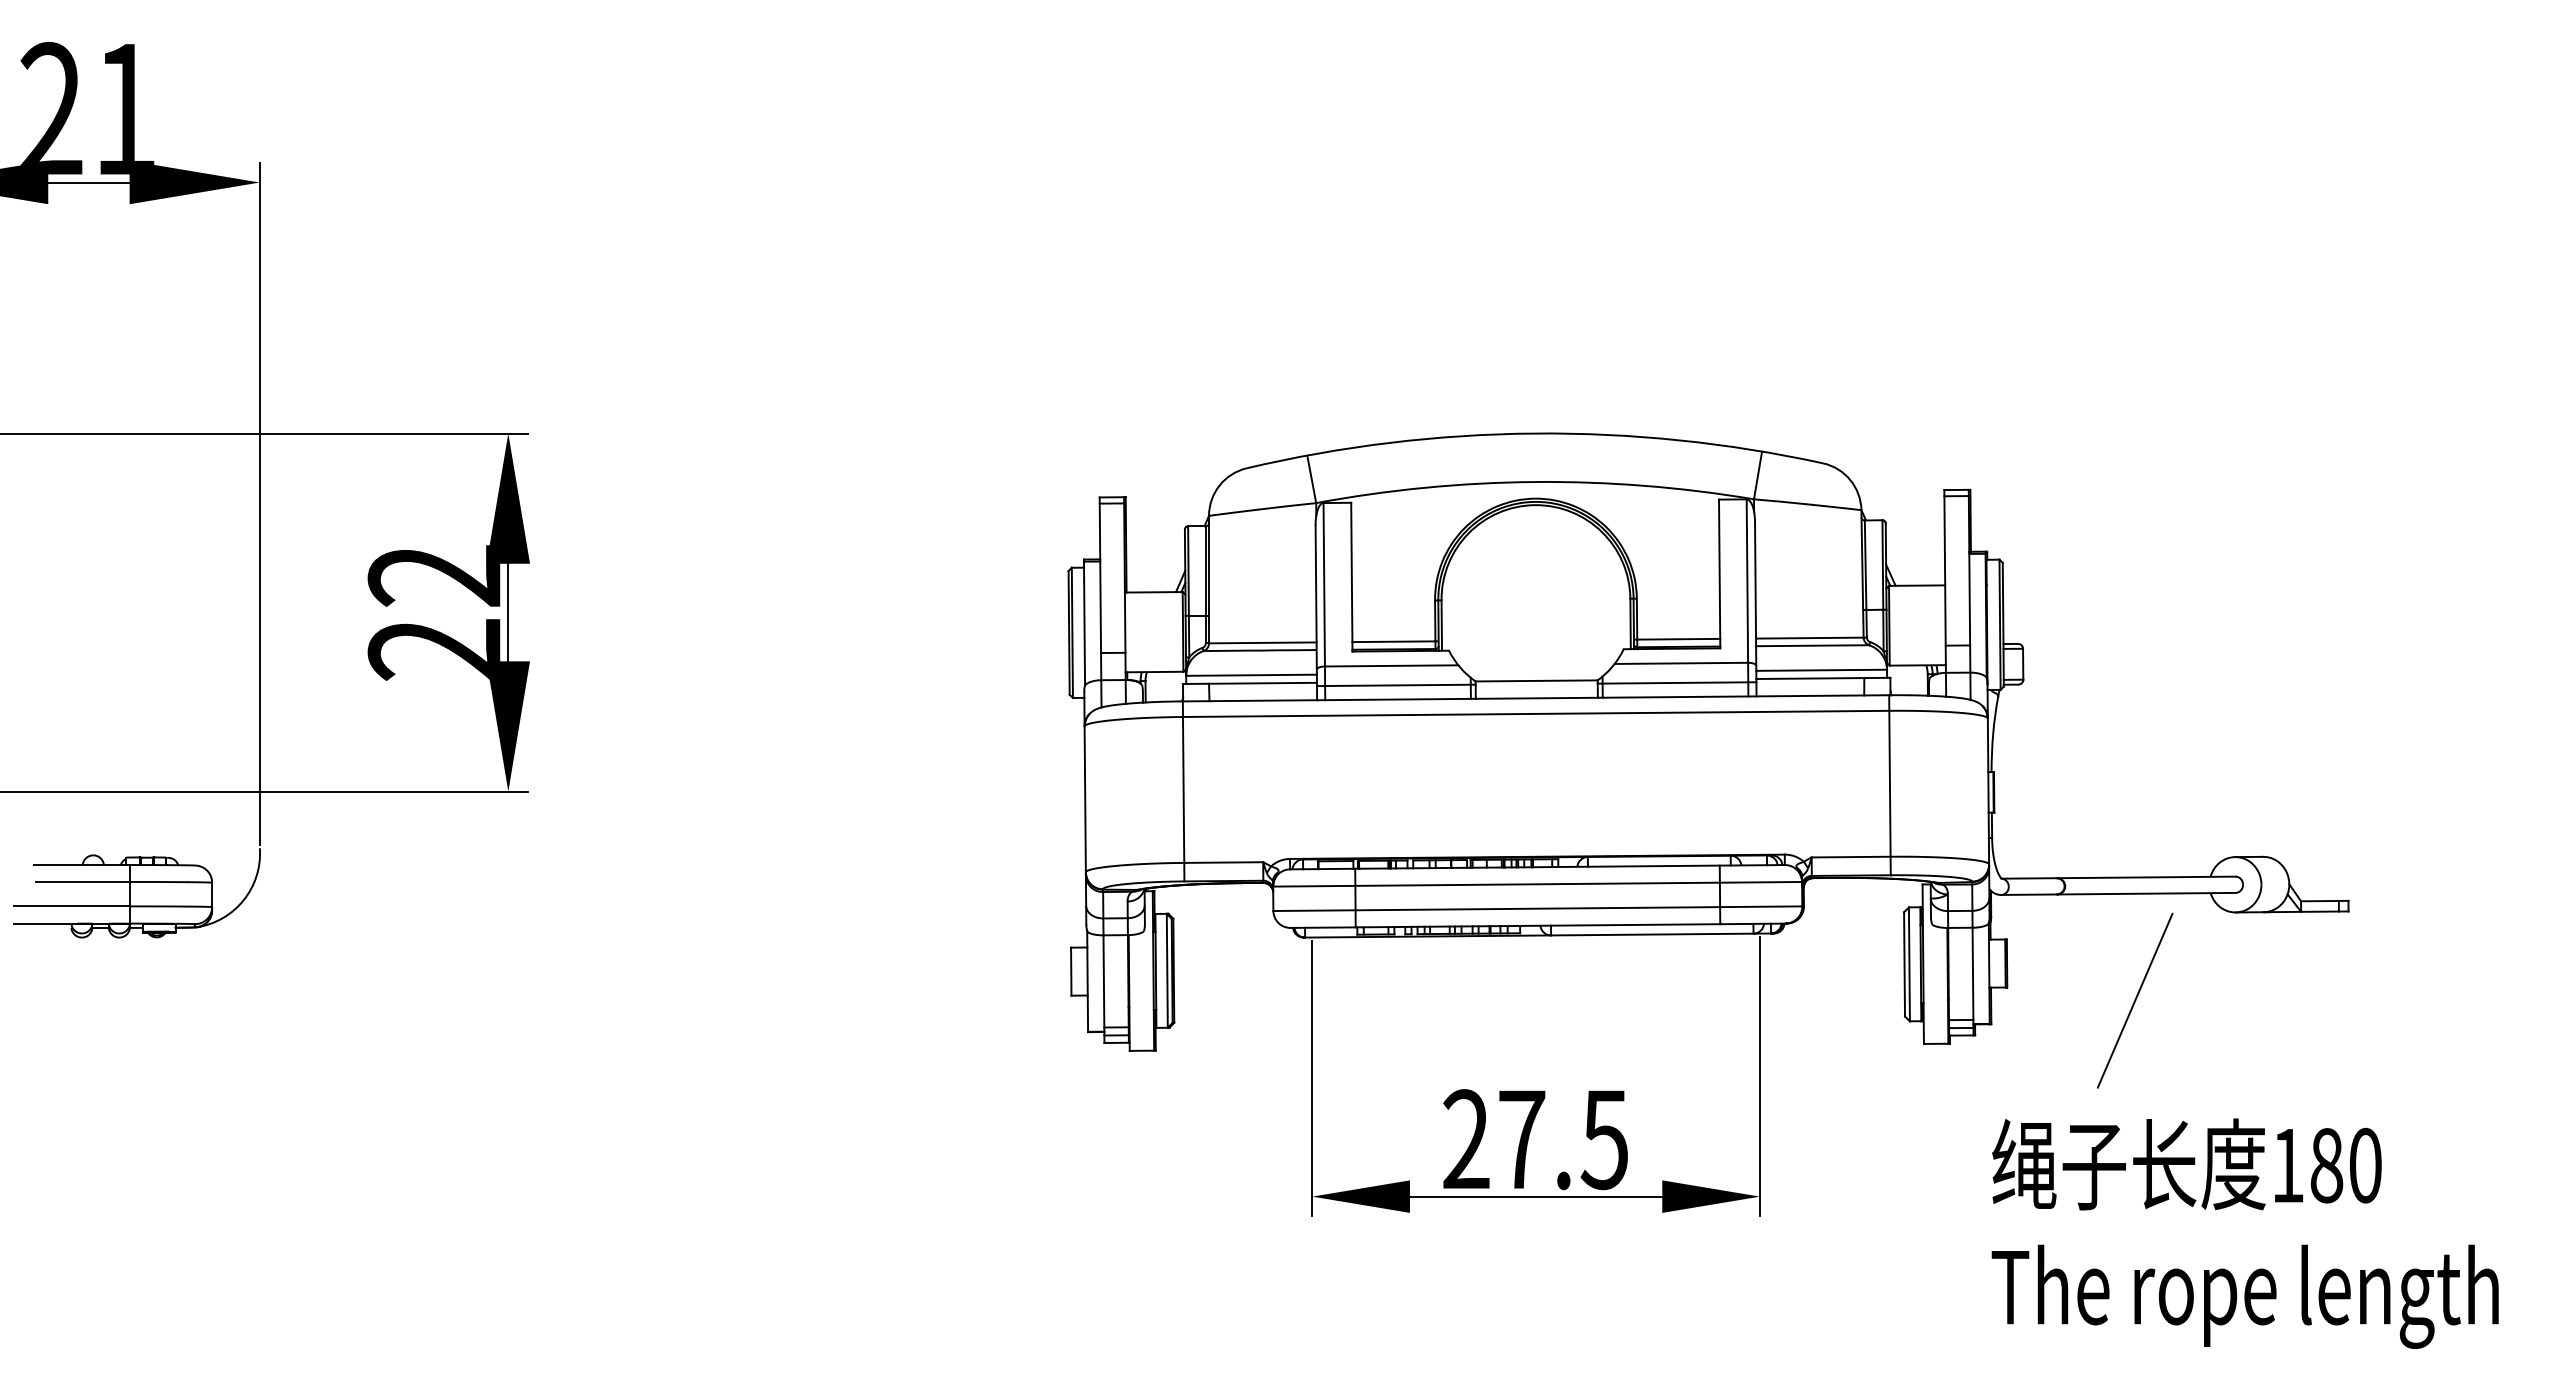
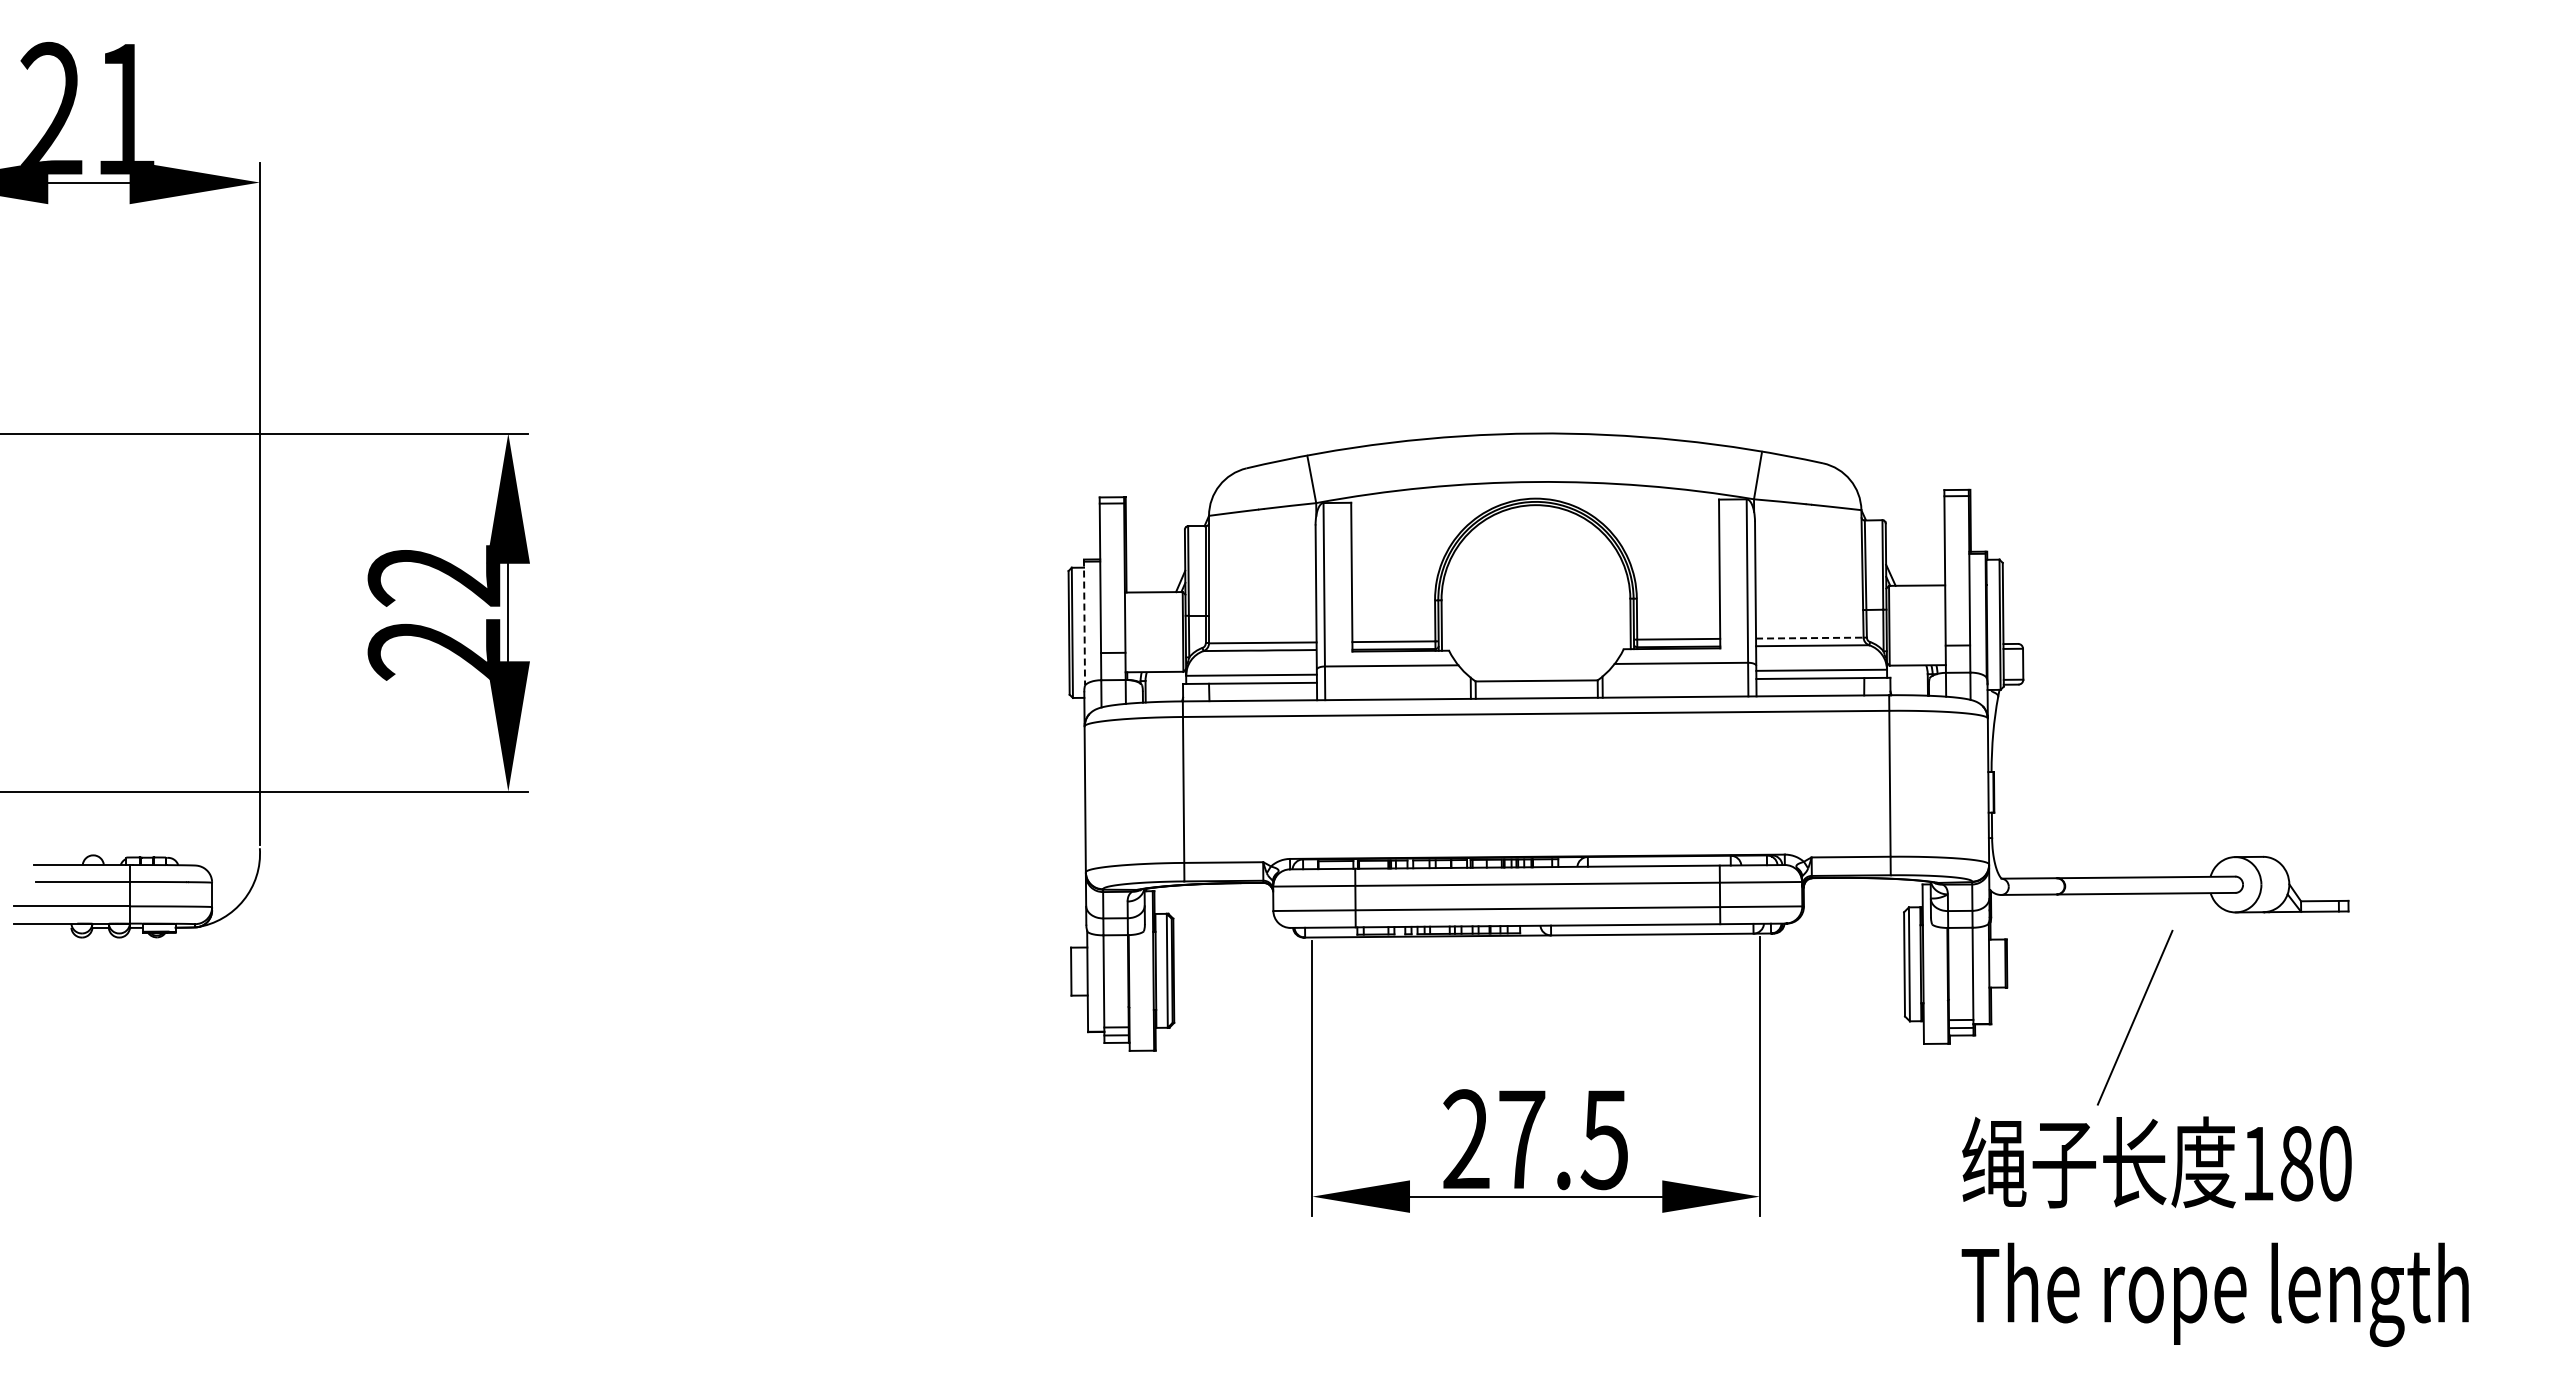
line: solid -> dashed (1084, 623)
line: solid -> dashed (1809, 638)
line: present -> none (1676, 682)
line: present -> none (1396, 685)
line position: (2135, 1000) -> (2135, 1017) (2135, 1017)
text position: (2244, 1233) -> (2214, 1231) (2214, 1231)
